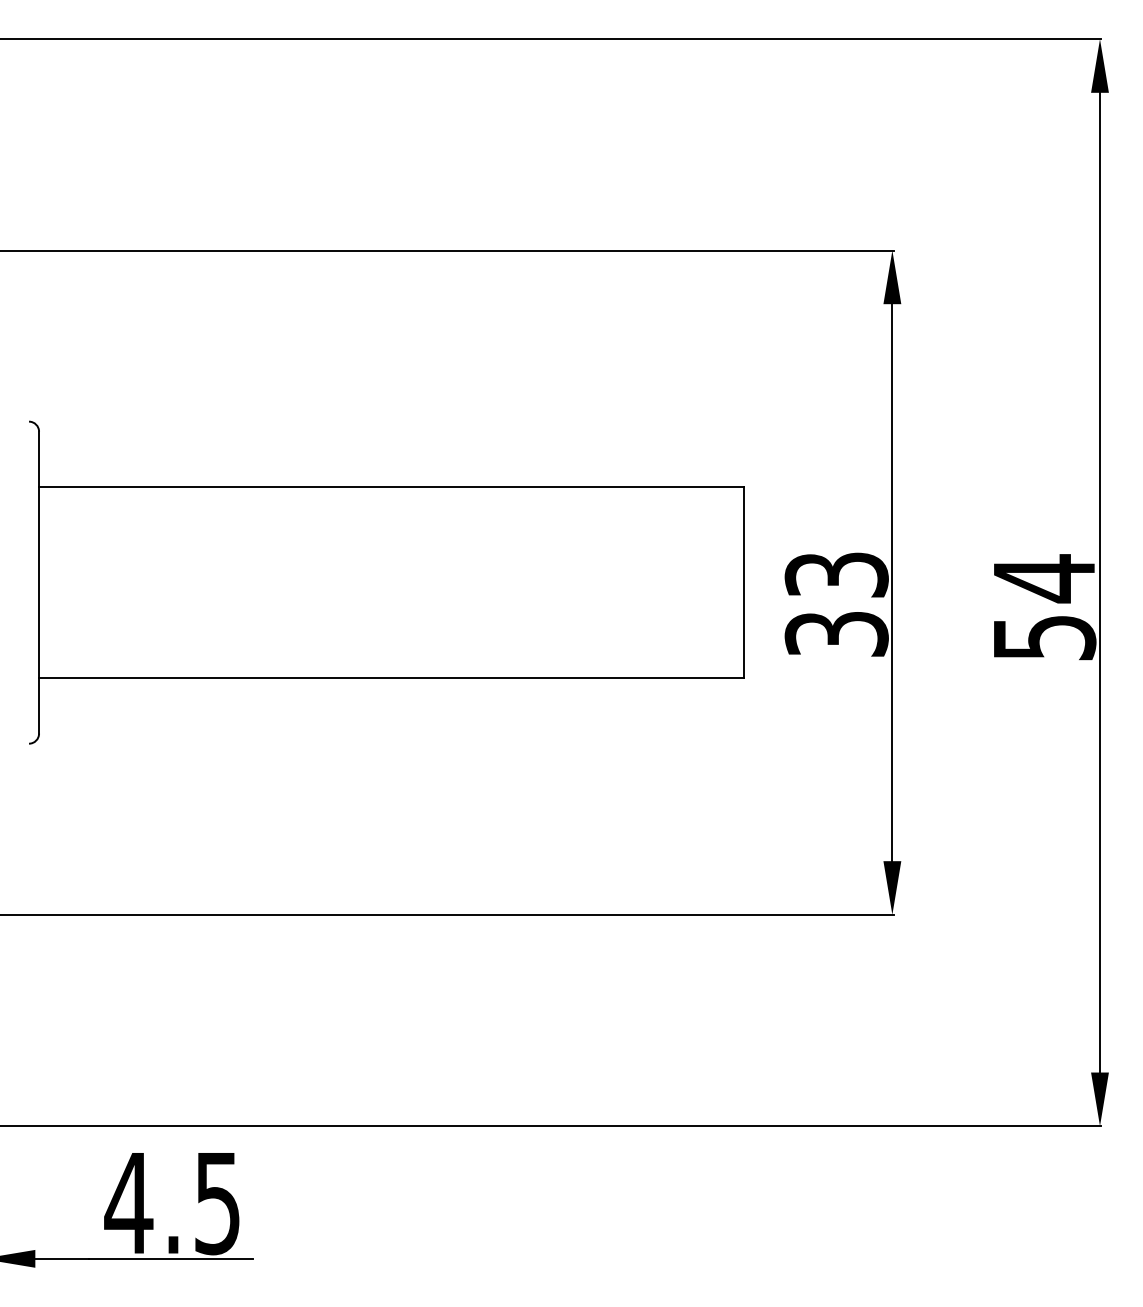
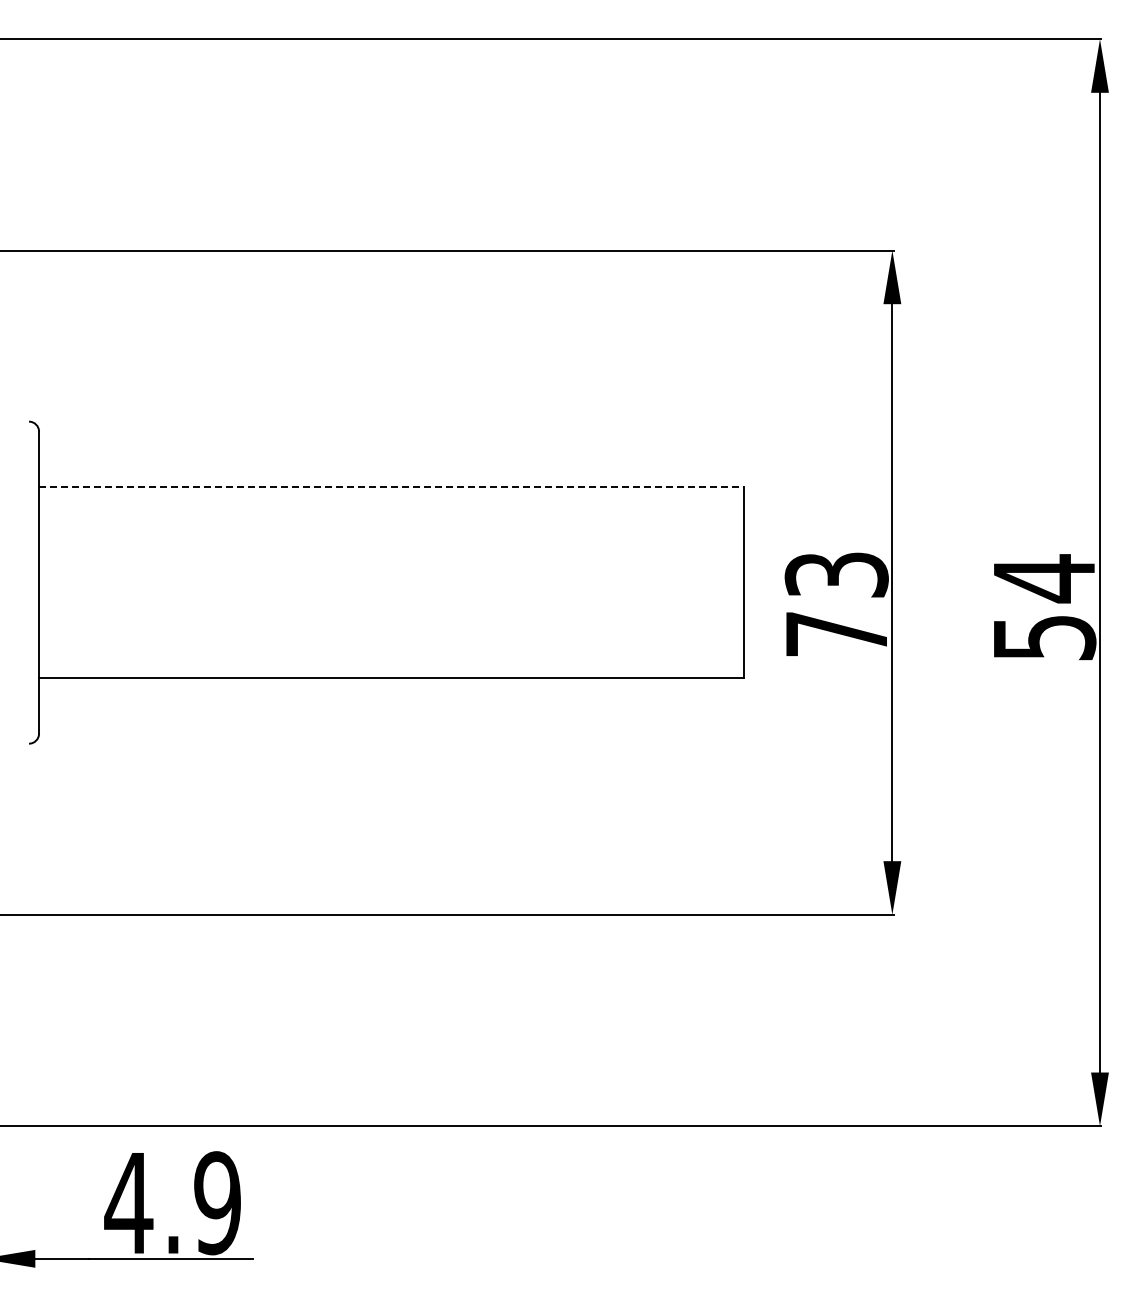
line: solid -> dashed (391, 487)
text: 33 -> 73 (836, 634)
text: 4.5 -> 4.9 (217, 1203)
